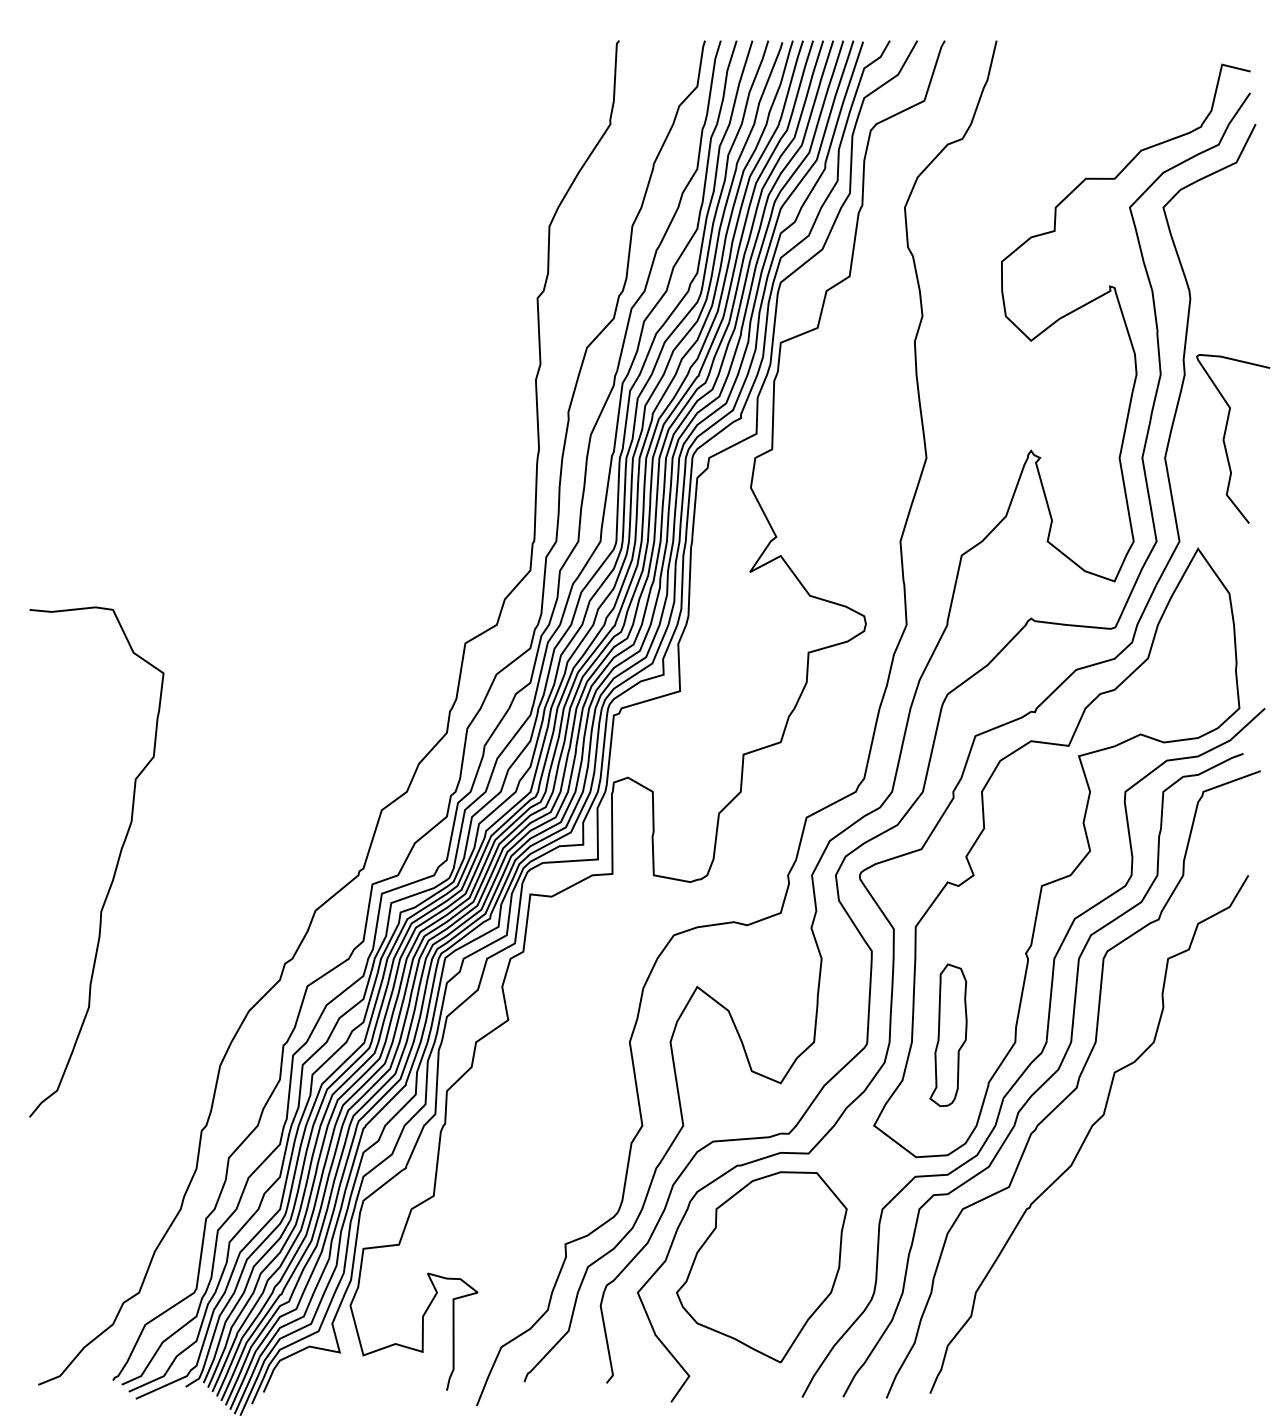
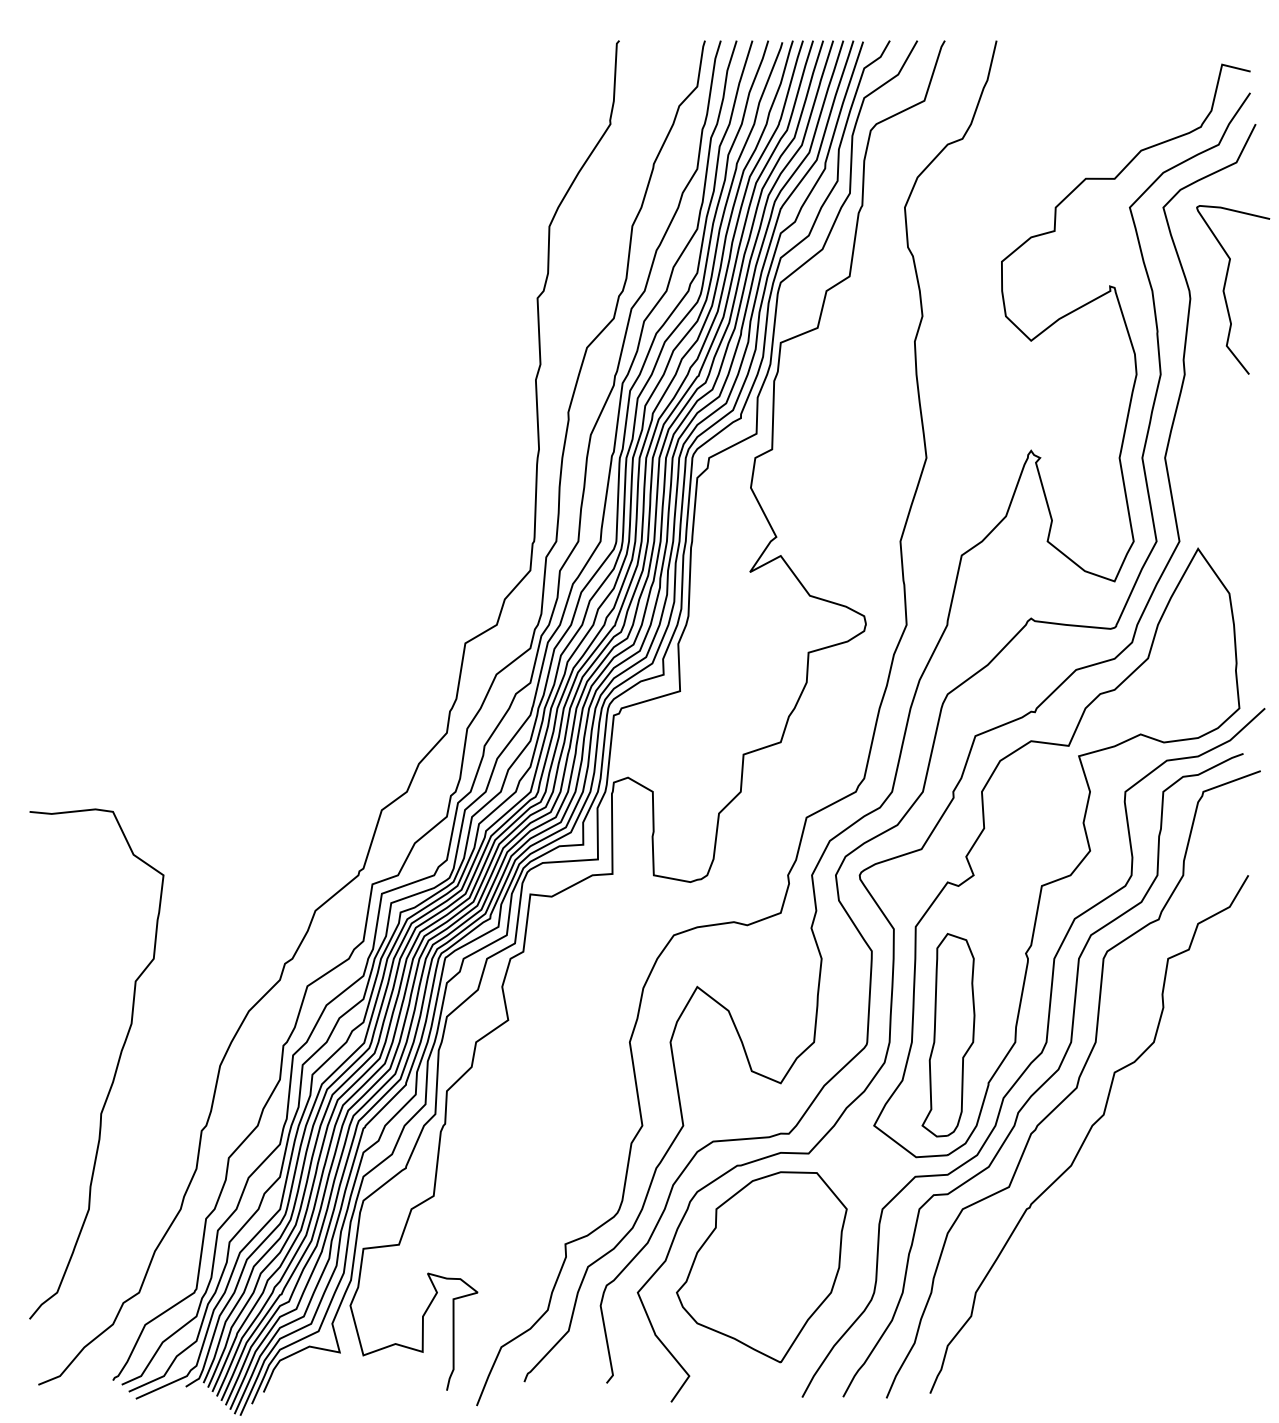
curve position: (1225, 436) -> (1225, 287) (1225, 287)
curve position: (115, 866) -> (115, 1068) (115, 1068)
part size: 39x145 px -> 55x205 px (948, 1035)
